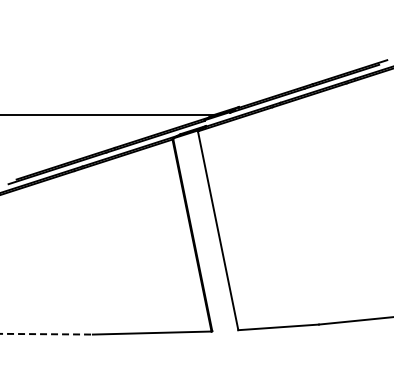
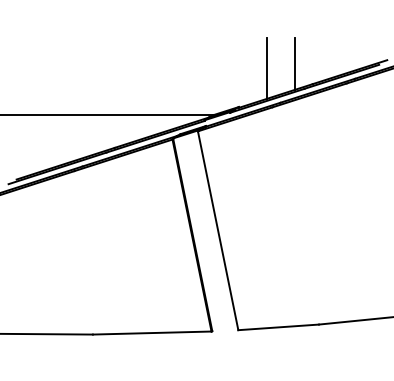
line: none -> present (294, 63)
line: none -> present (266, 67)
line: dashed -> solid (46, 334)
